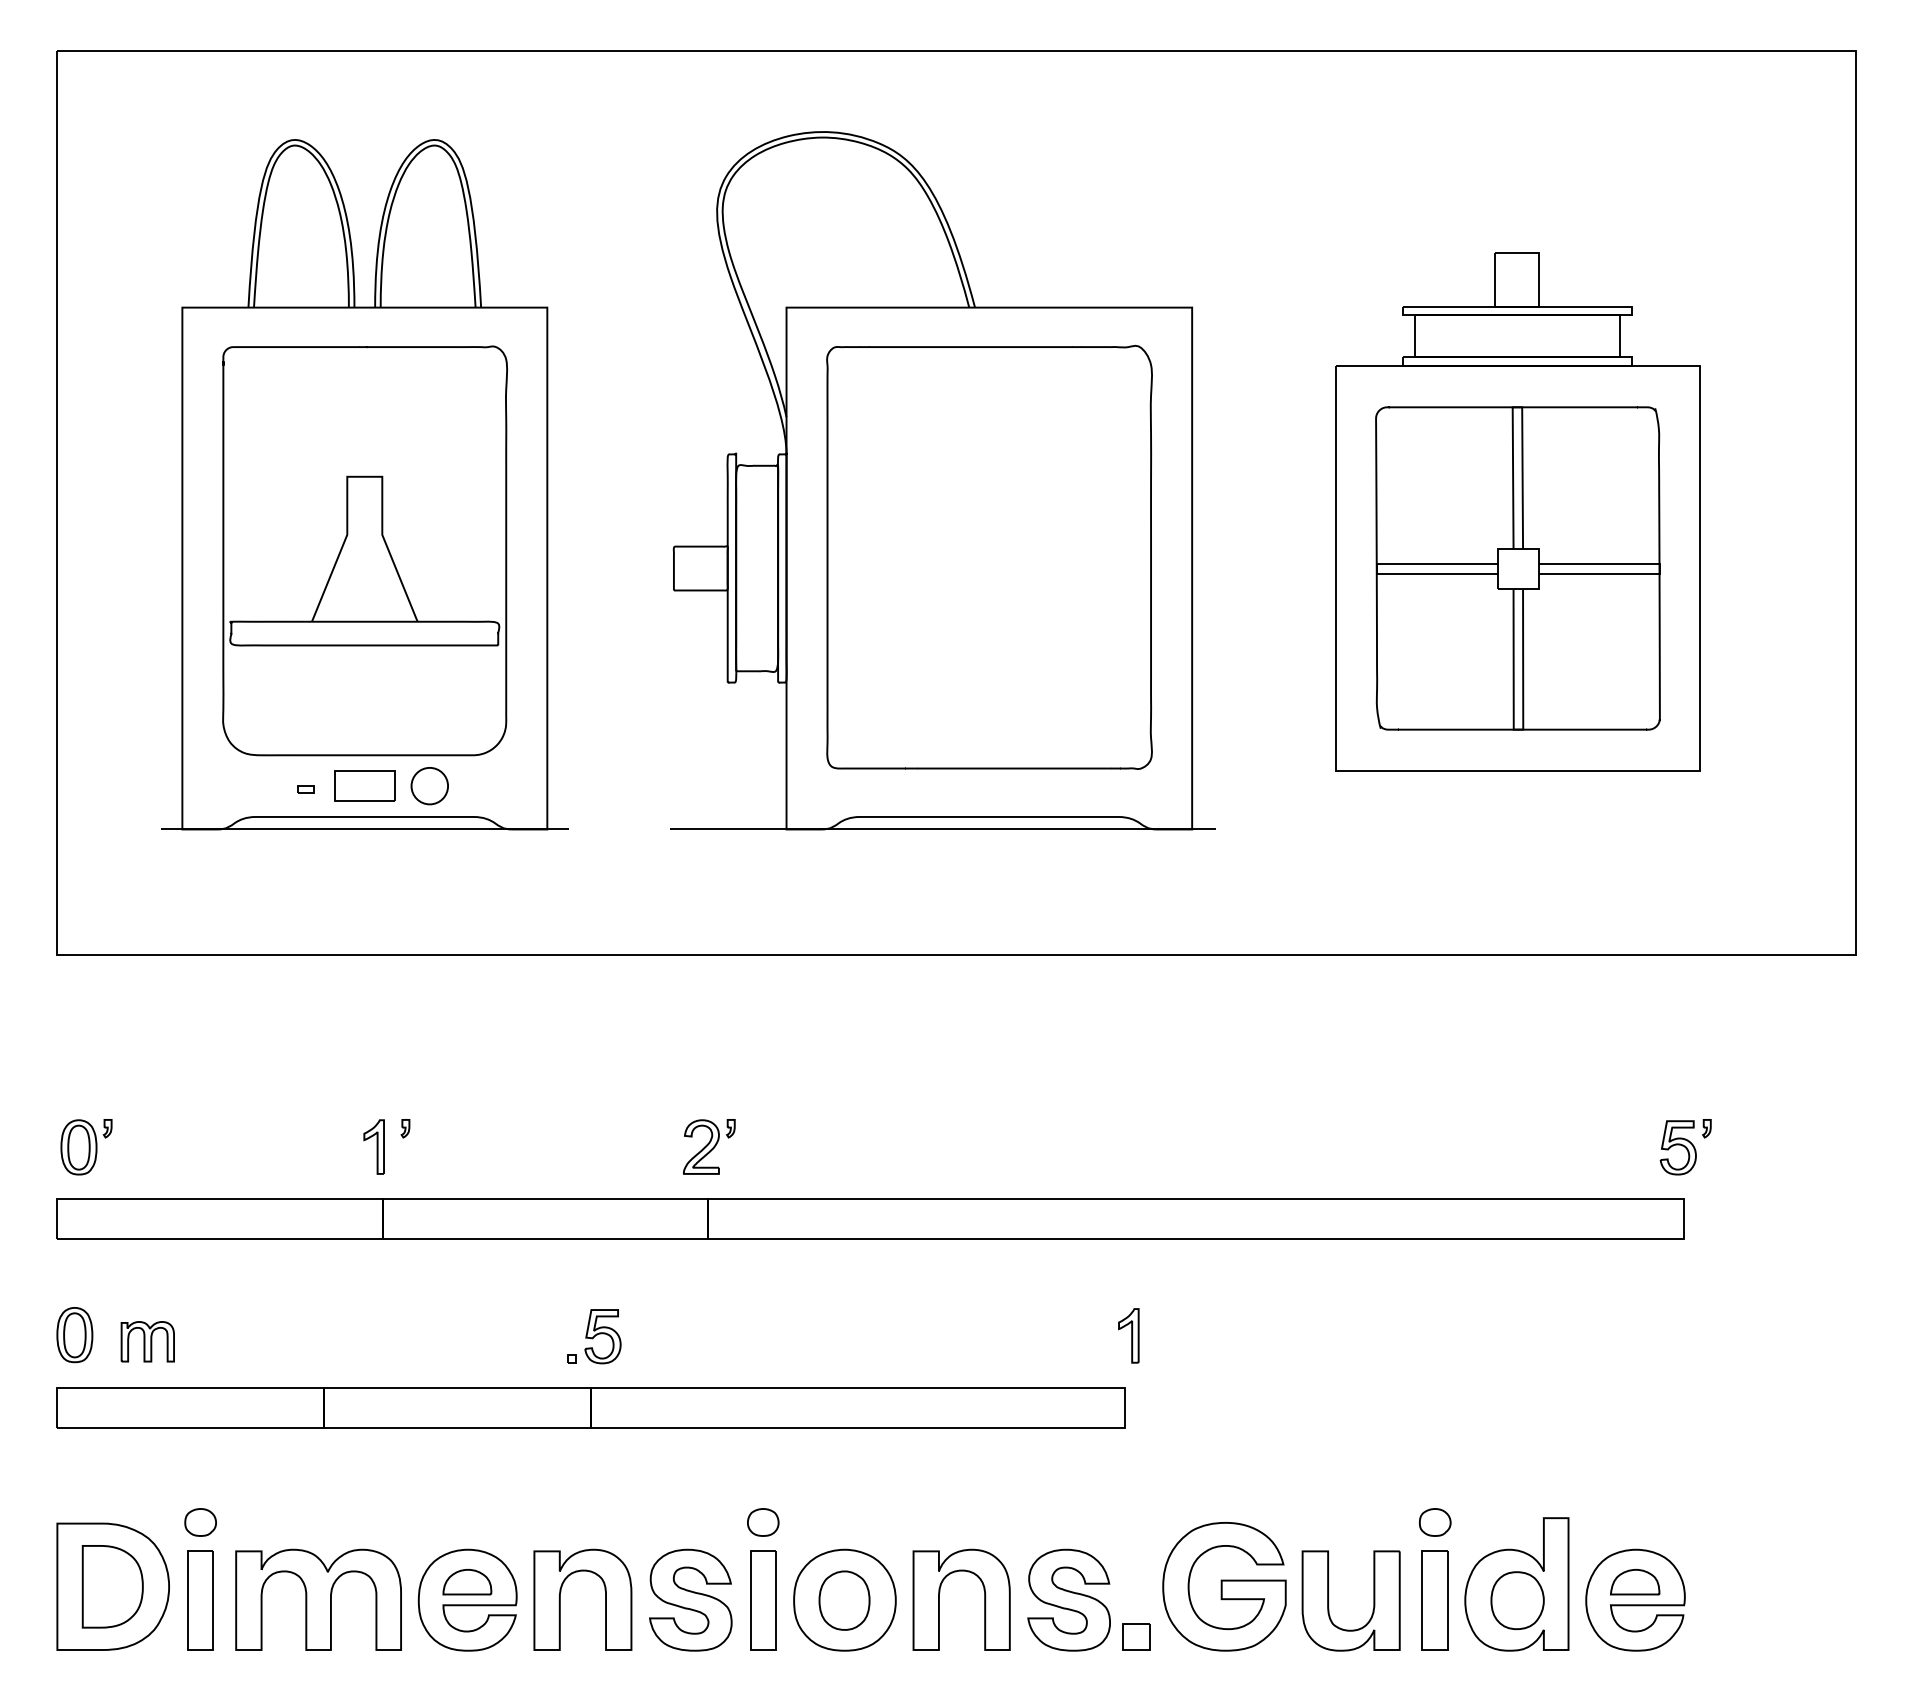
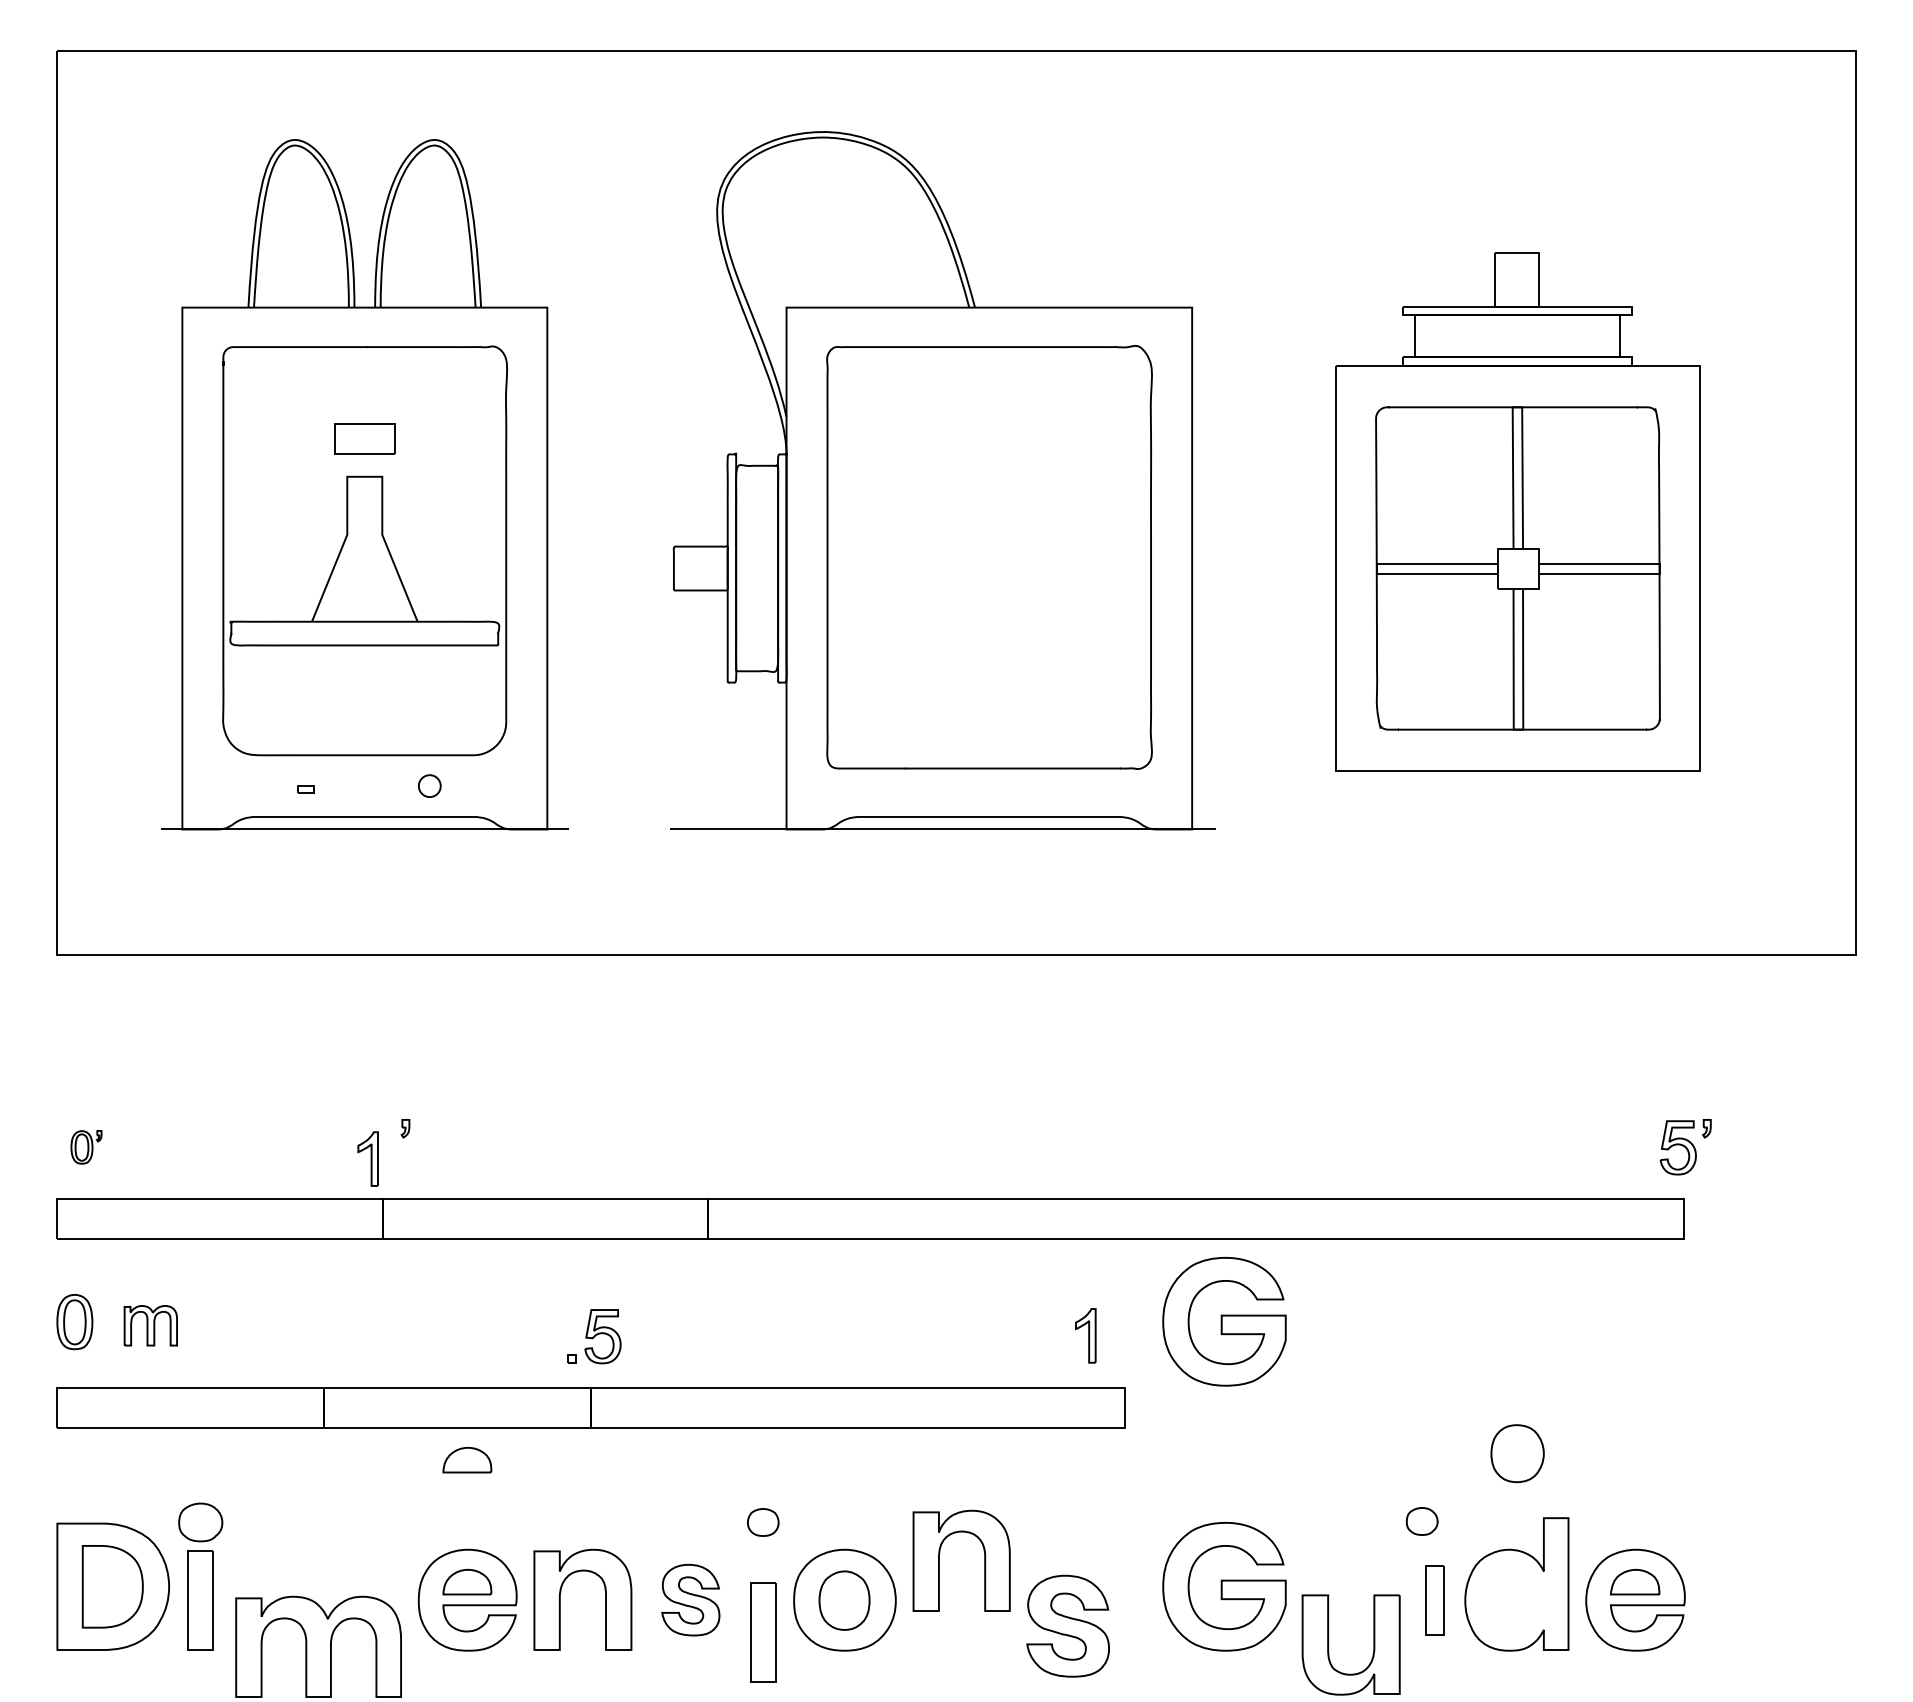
part position: (364, 785) -> (364, 438) (364, 438)
circle diameter: 37 px -> 22 px (429, 786)
part position: (373, 1146) -> (367, 1158) (367, 1158)
part: present -> none (709, 1146)
part size: 53x57 px -> 33x35 px (86, 1147)
part: none -> present (1224, 1321)
part position: (74, 1335) -> (74, 1322) (74, 1322)
part position: (1128, 1335) -> (1085, 1335) (1085, 1335)
part position: (147, 1341) -> (150, 1325) (150, 1325)
part: none -> present (467, 1459)
part size: 33x29 px -> 46x41 px (200, 1522)
part position: (1435, 1522) -> (1422, 1521) (1422, 1521)
part position: (318, 1599) -> (318, 1646) (318, 1646)
part size: 84x104 px -> 60x73 px (690, 1600)
part position: (939, 1599) -> (939, 1560) (939, 1560)
part position: (1068, 1599) -> (1067, 1625) (1067, 1625)
part position: (763, 1600) -> (763, 1632) (763, 1632)
part position: (1328, 1600) -> (1328, 1644) (1328, 1644)
part size: 28x101 px -> 20x71 px (1434, 1600)
part position: (1517, 1600) -> (1517, 1453) (1517, 1453)
part: present -> none (1136, 1636)
